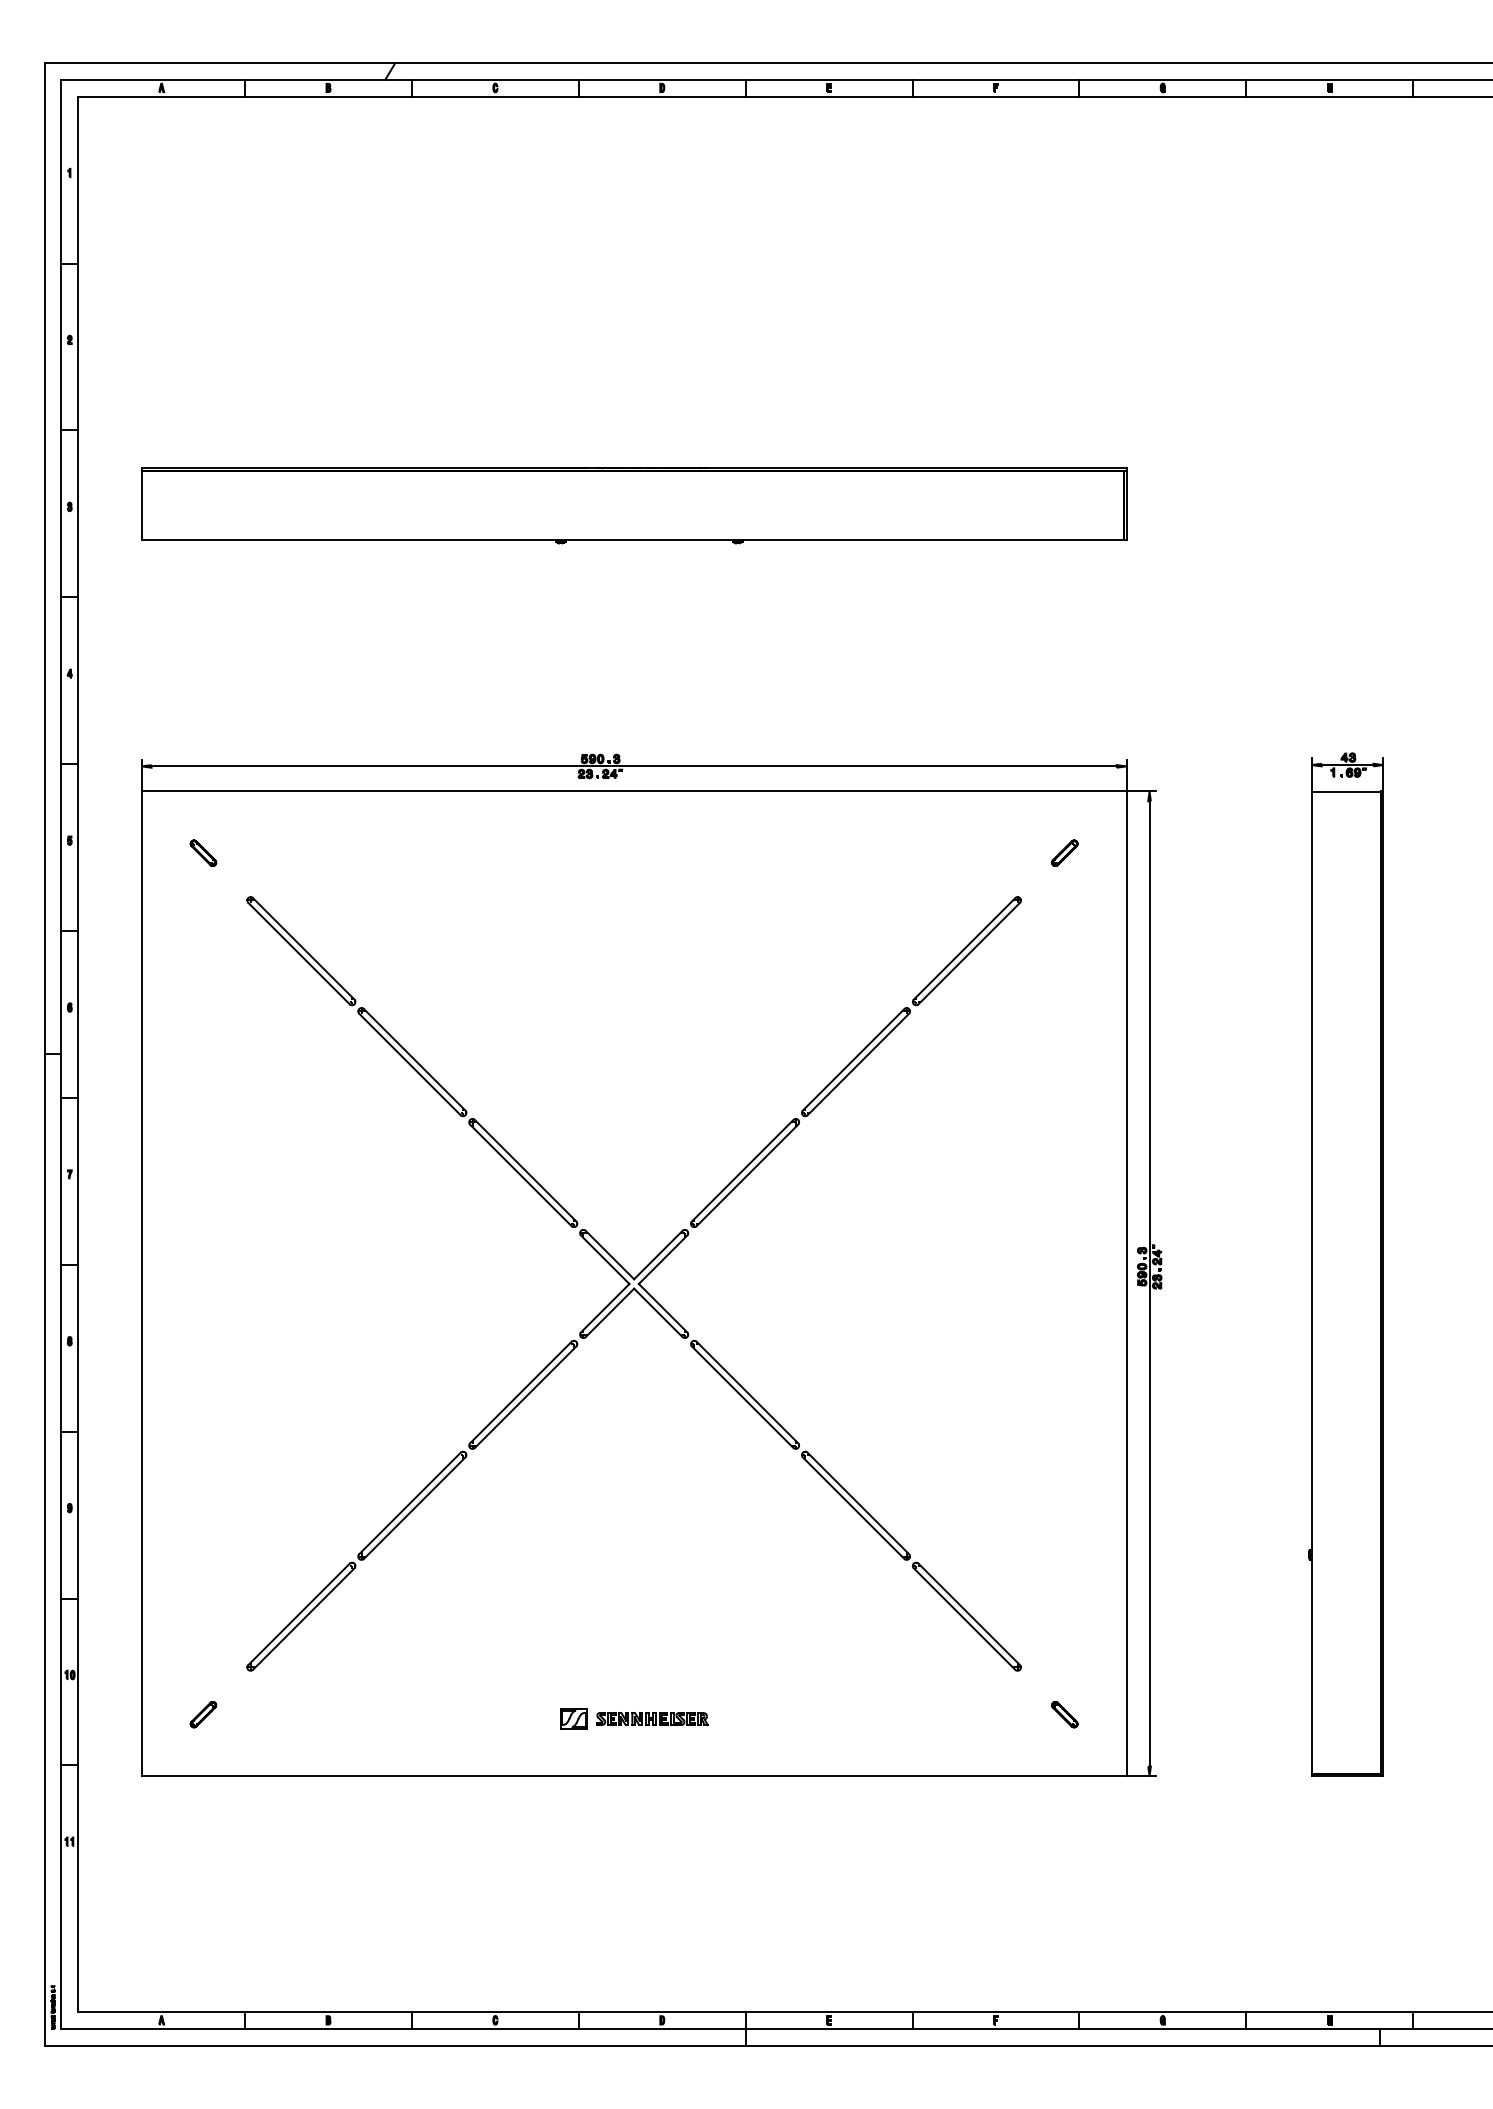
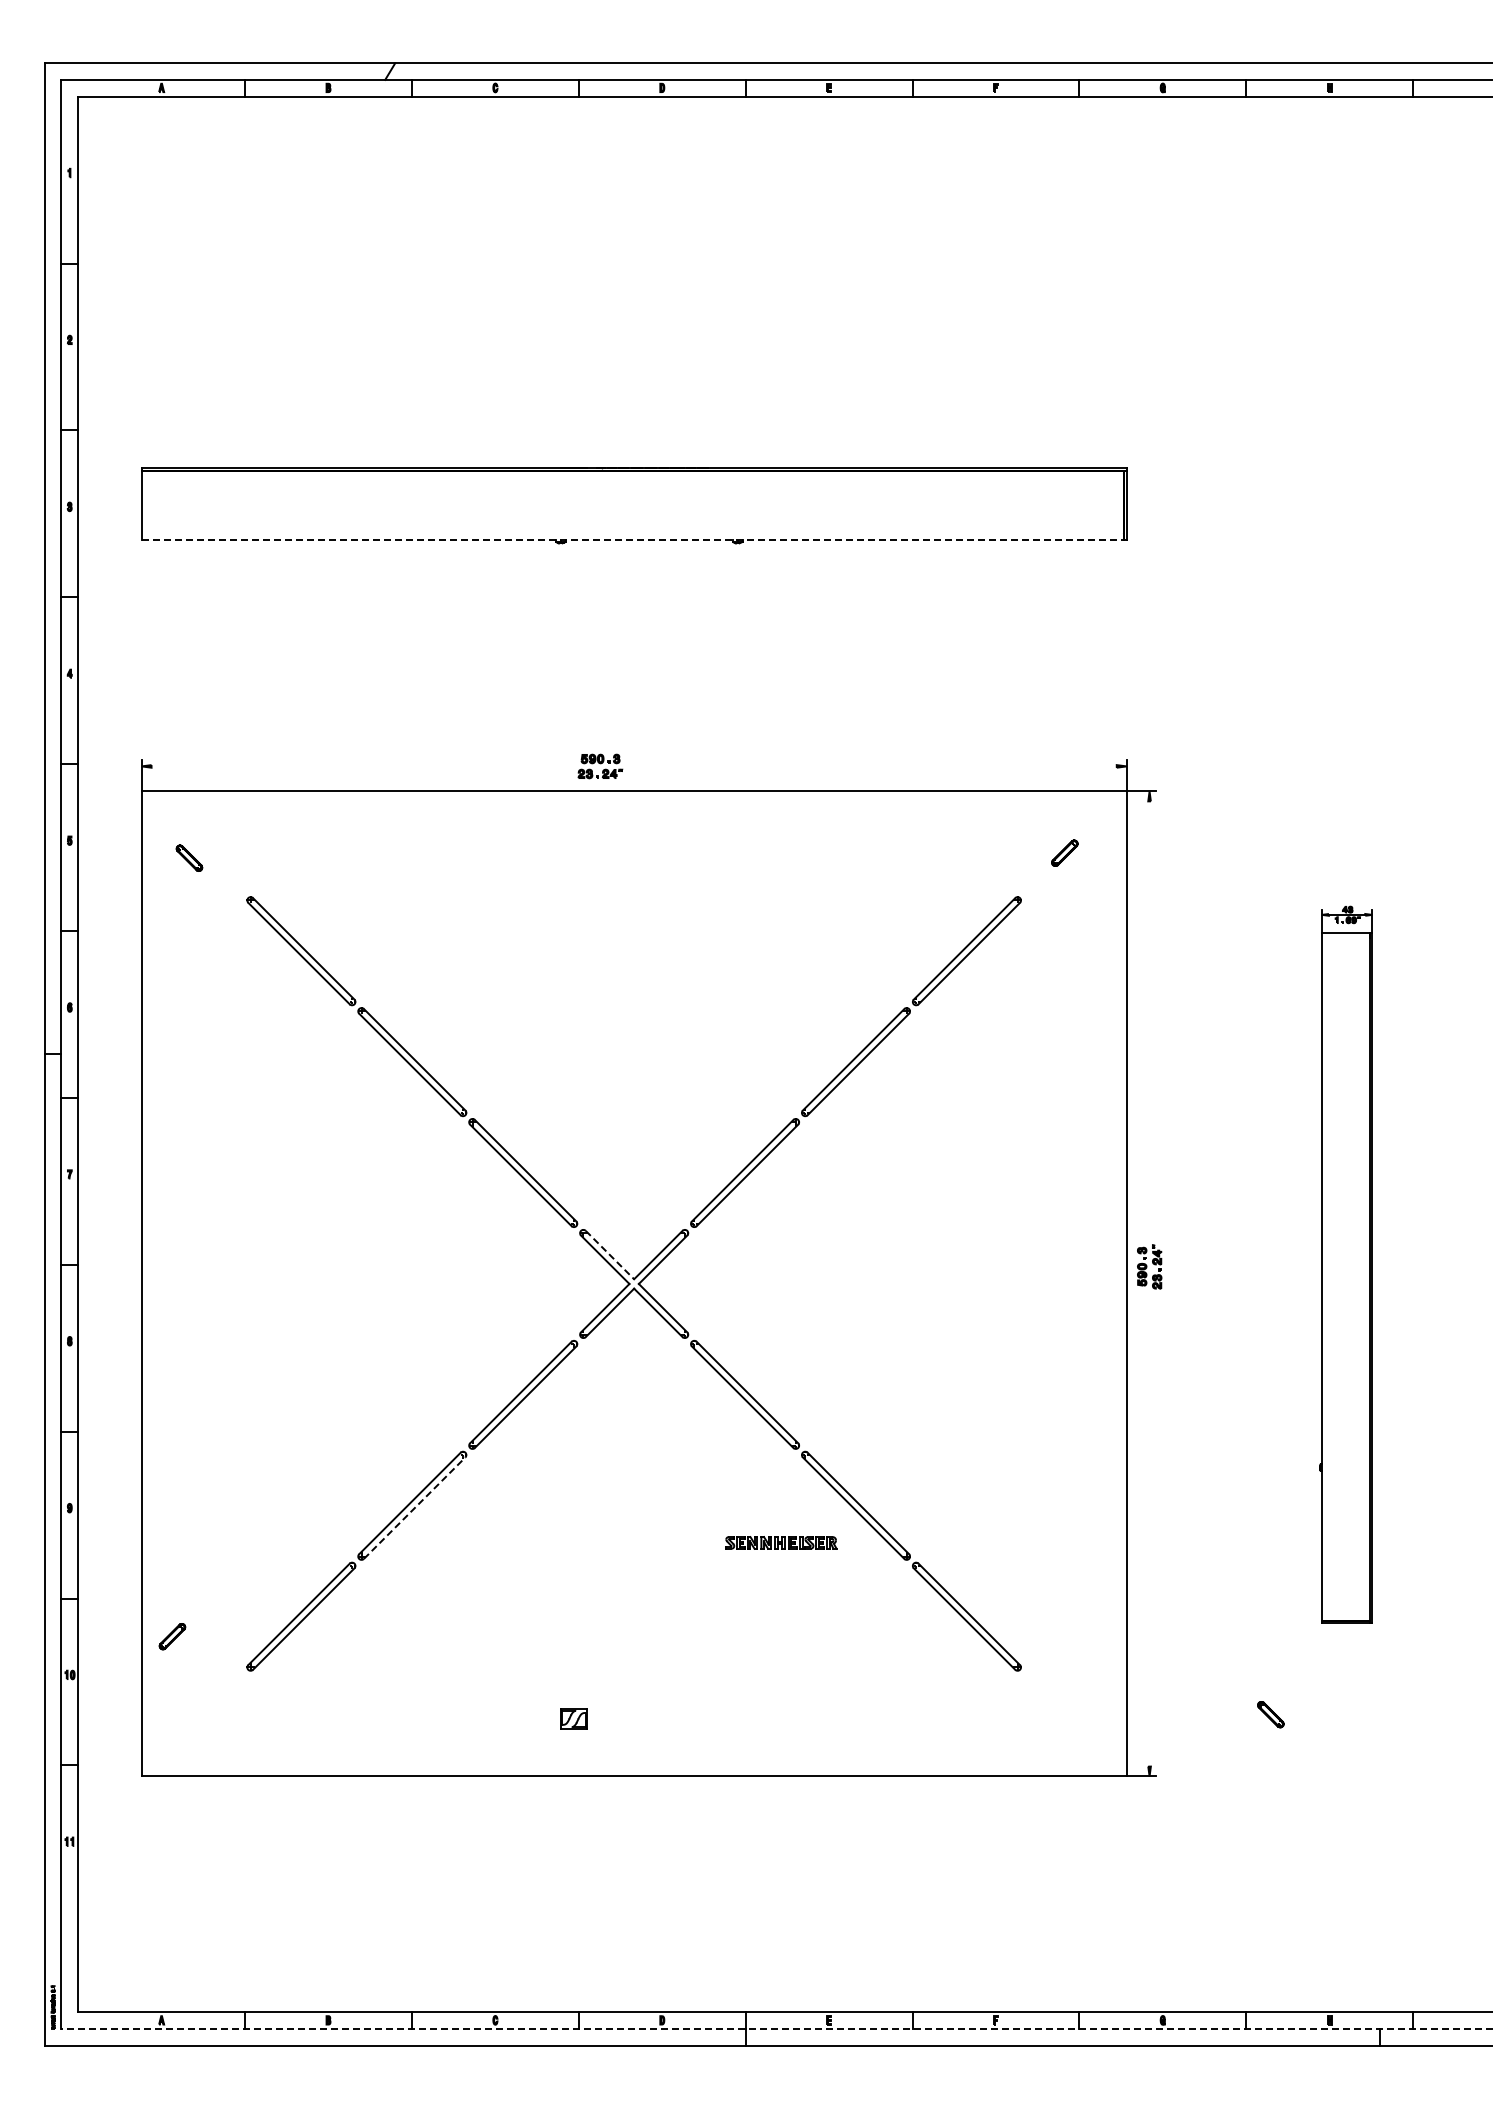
line: solid -> dashed (633, 540)
line: present -> none (633, 766)
part position: (203, 852) -> (189, 857) (189, 857)
line: solid -> dashed (610, 1255)
part size: 76x1025 px -> 54x719 px (1345, 1264)
line: present -> none (1149, 1283)
line: solid -> dashed (414, 1508)
part position: (203, 1714) -> (172, 1636) (172, 1636)
part position: (1064, 1714) -> (1270, 1714) (1270, 1714)
part position: (652, 1718) -> (781, 1542) (781, 1542)
line: solid -> dashed (776, 2029)
